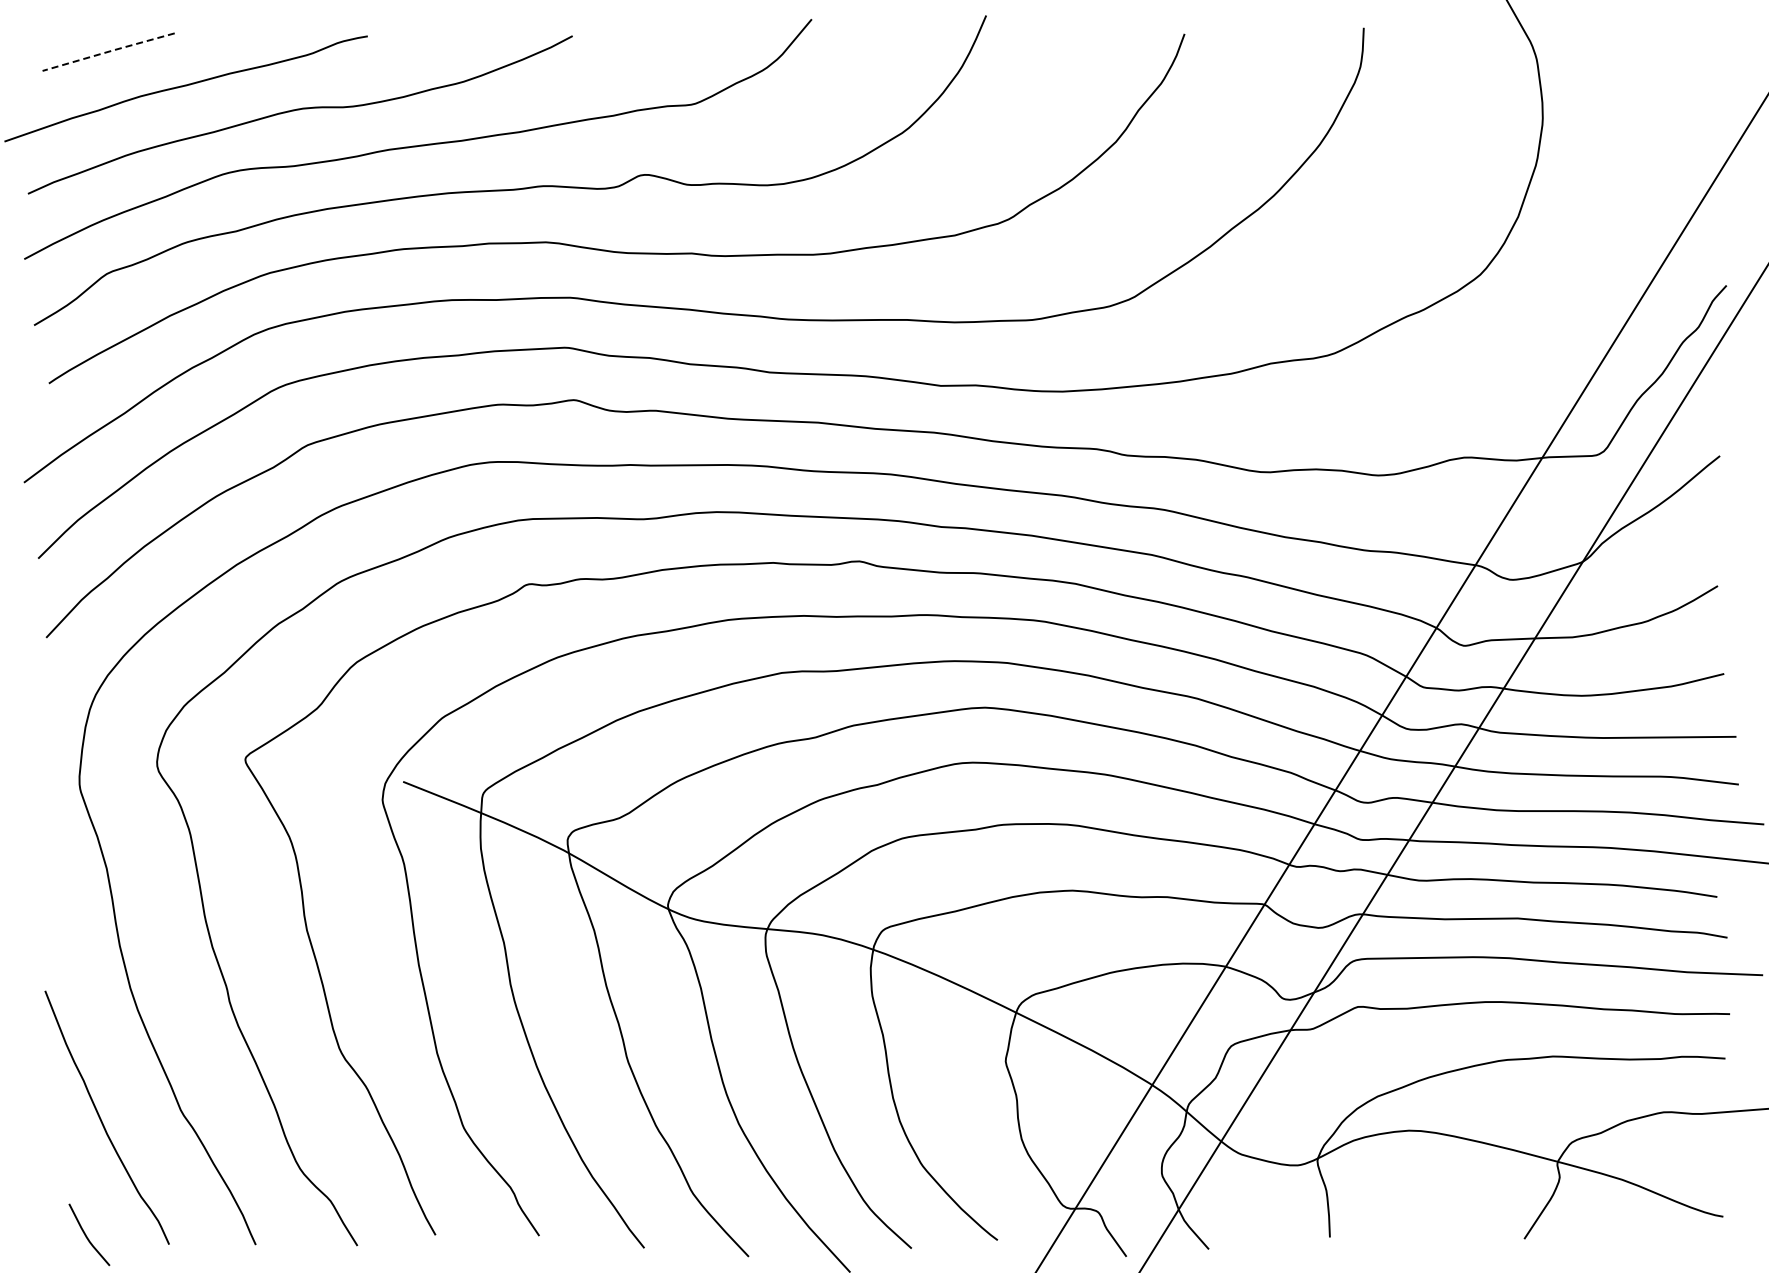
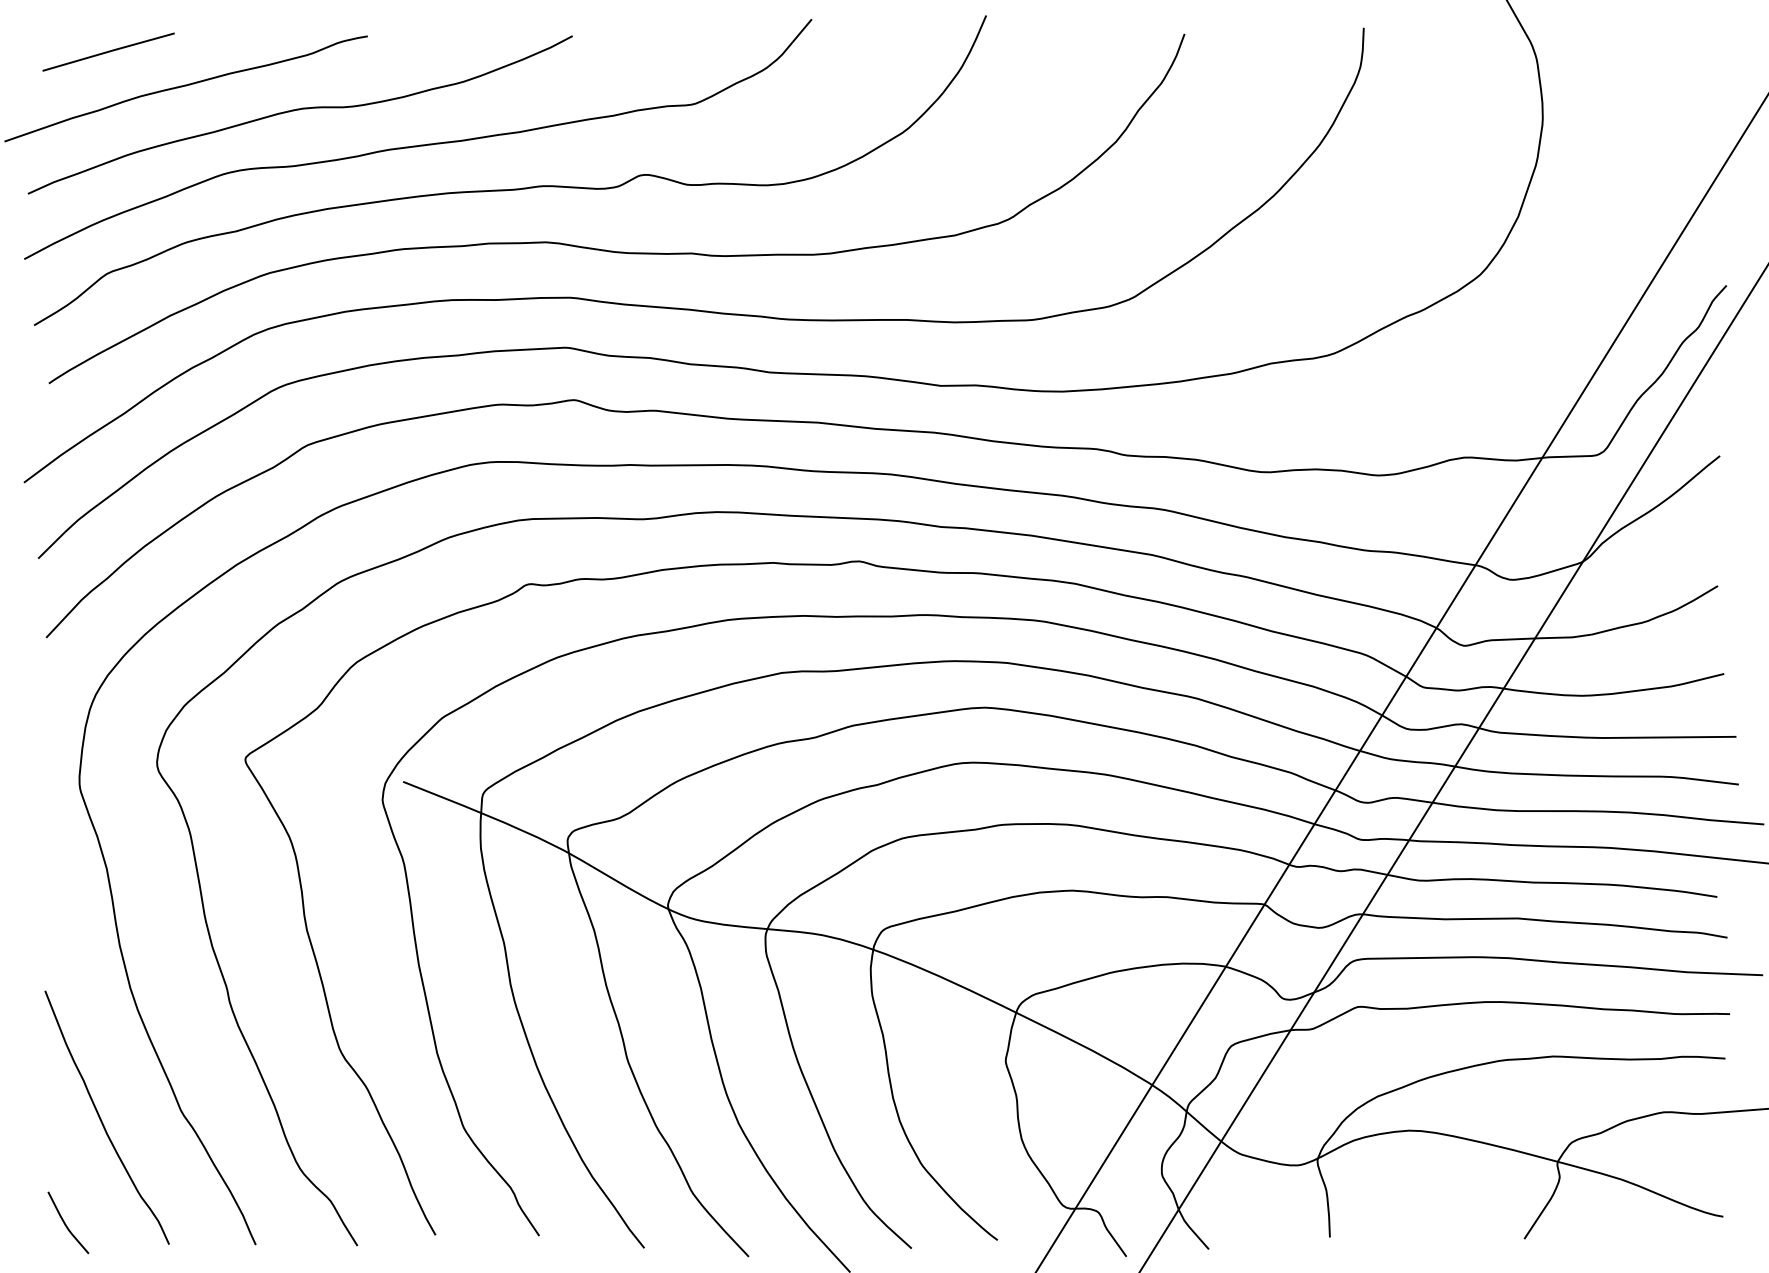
line: dashed -> solid (109, 51)
curve position: (87, 1236) -> (66, 1224) (66, 1224)
